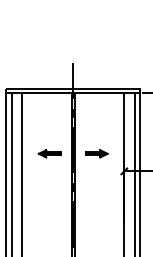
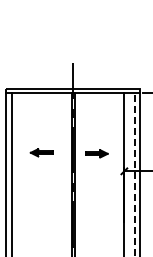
part position: (49, 153) -> (41, 152) (41, 152)
line: present -> none (22, 172)
line: solid -> dashed (134, 174)
